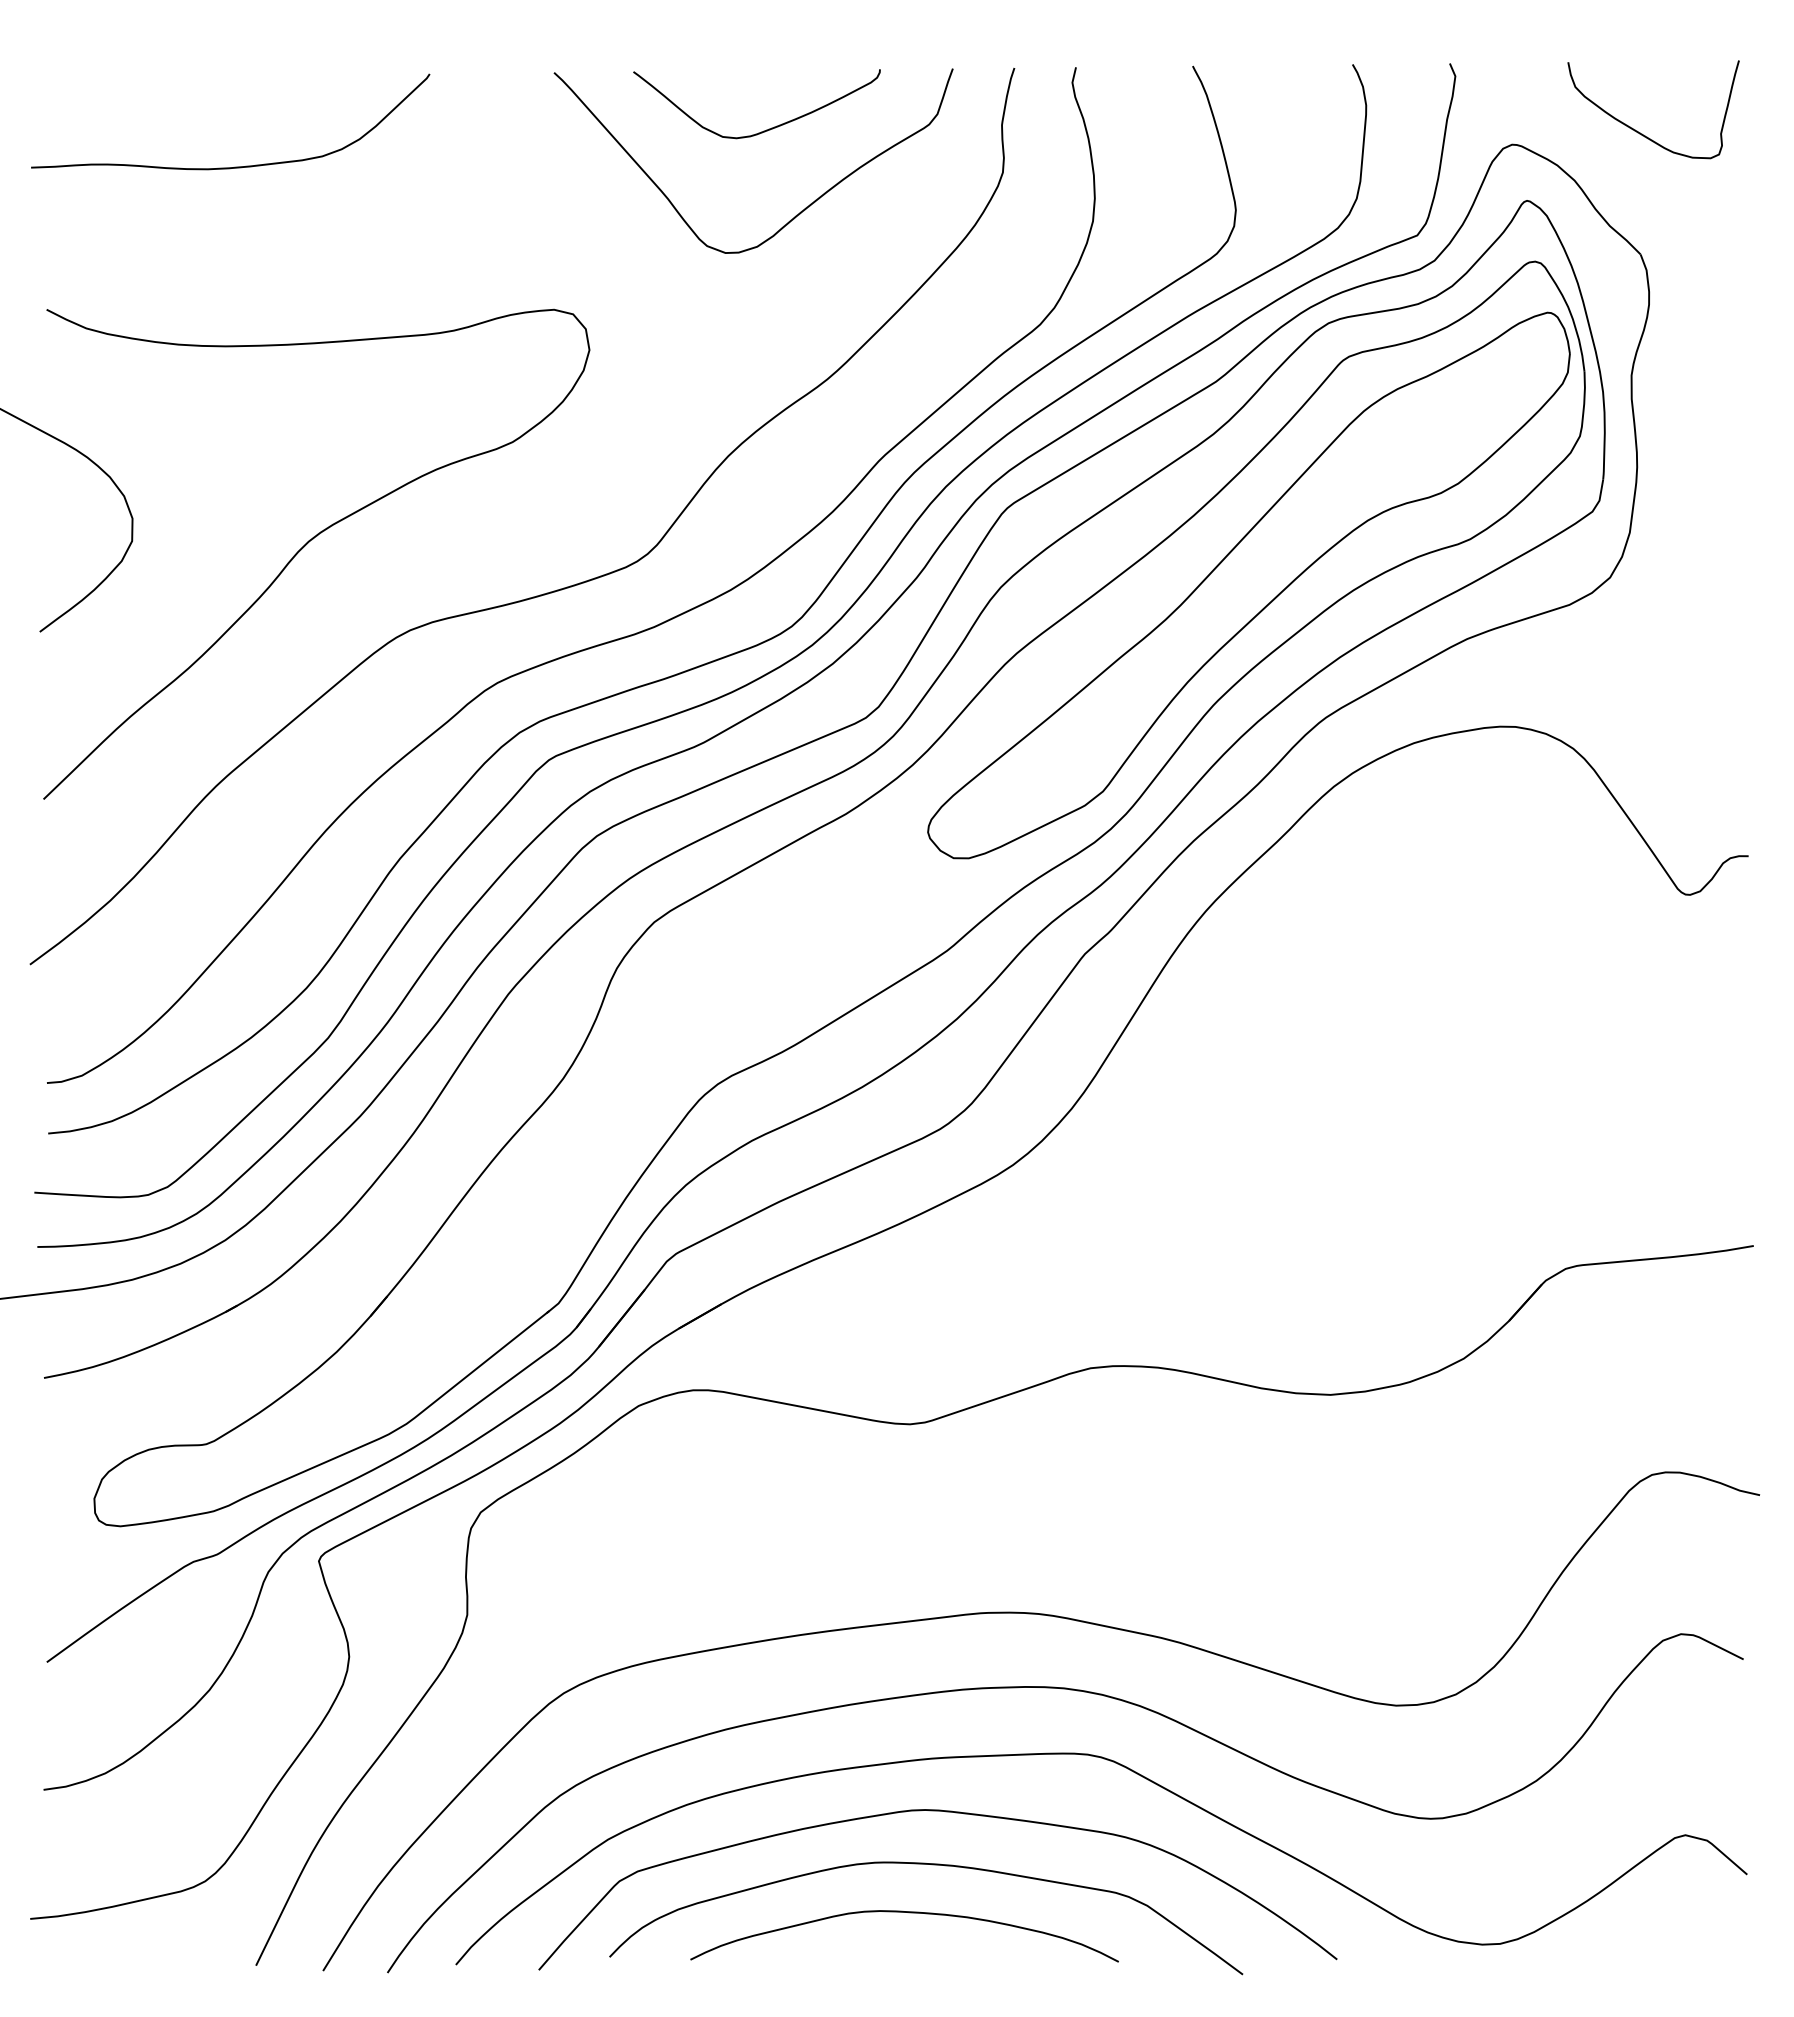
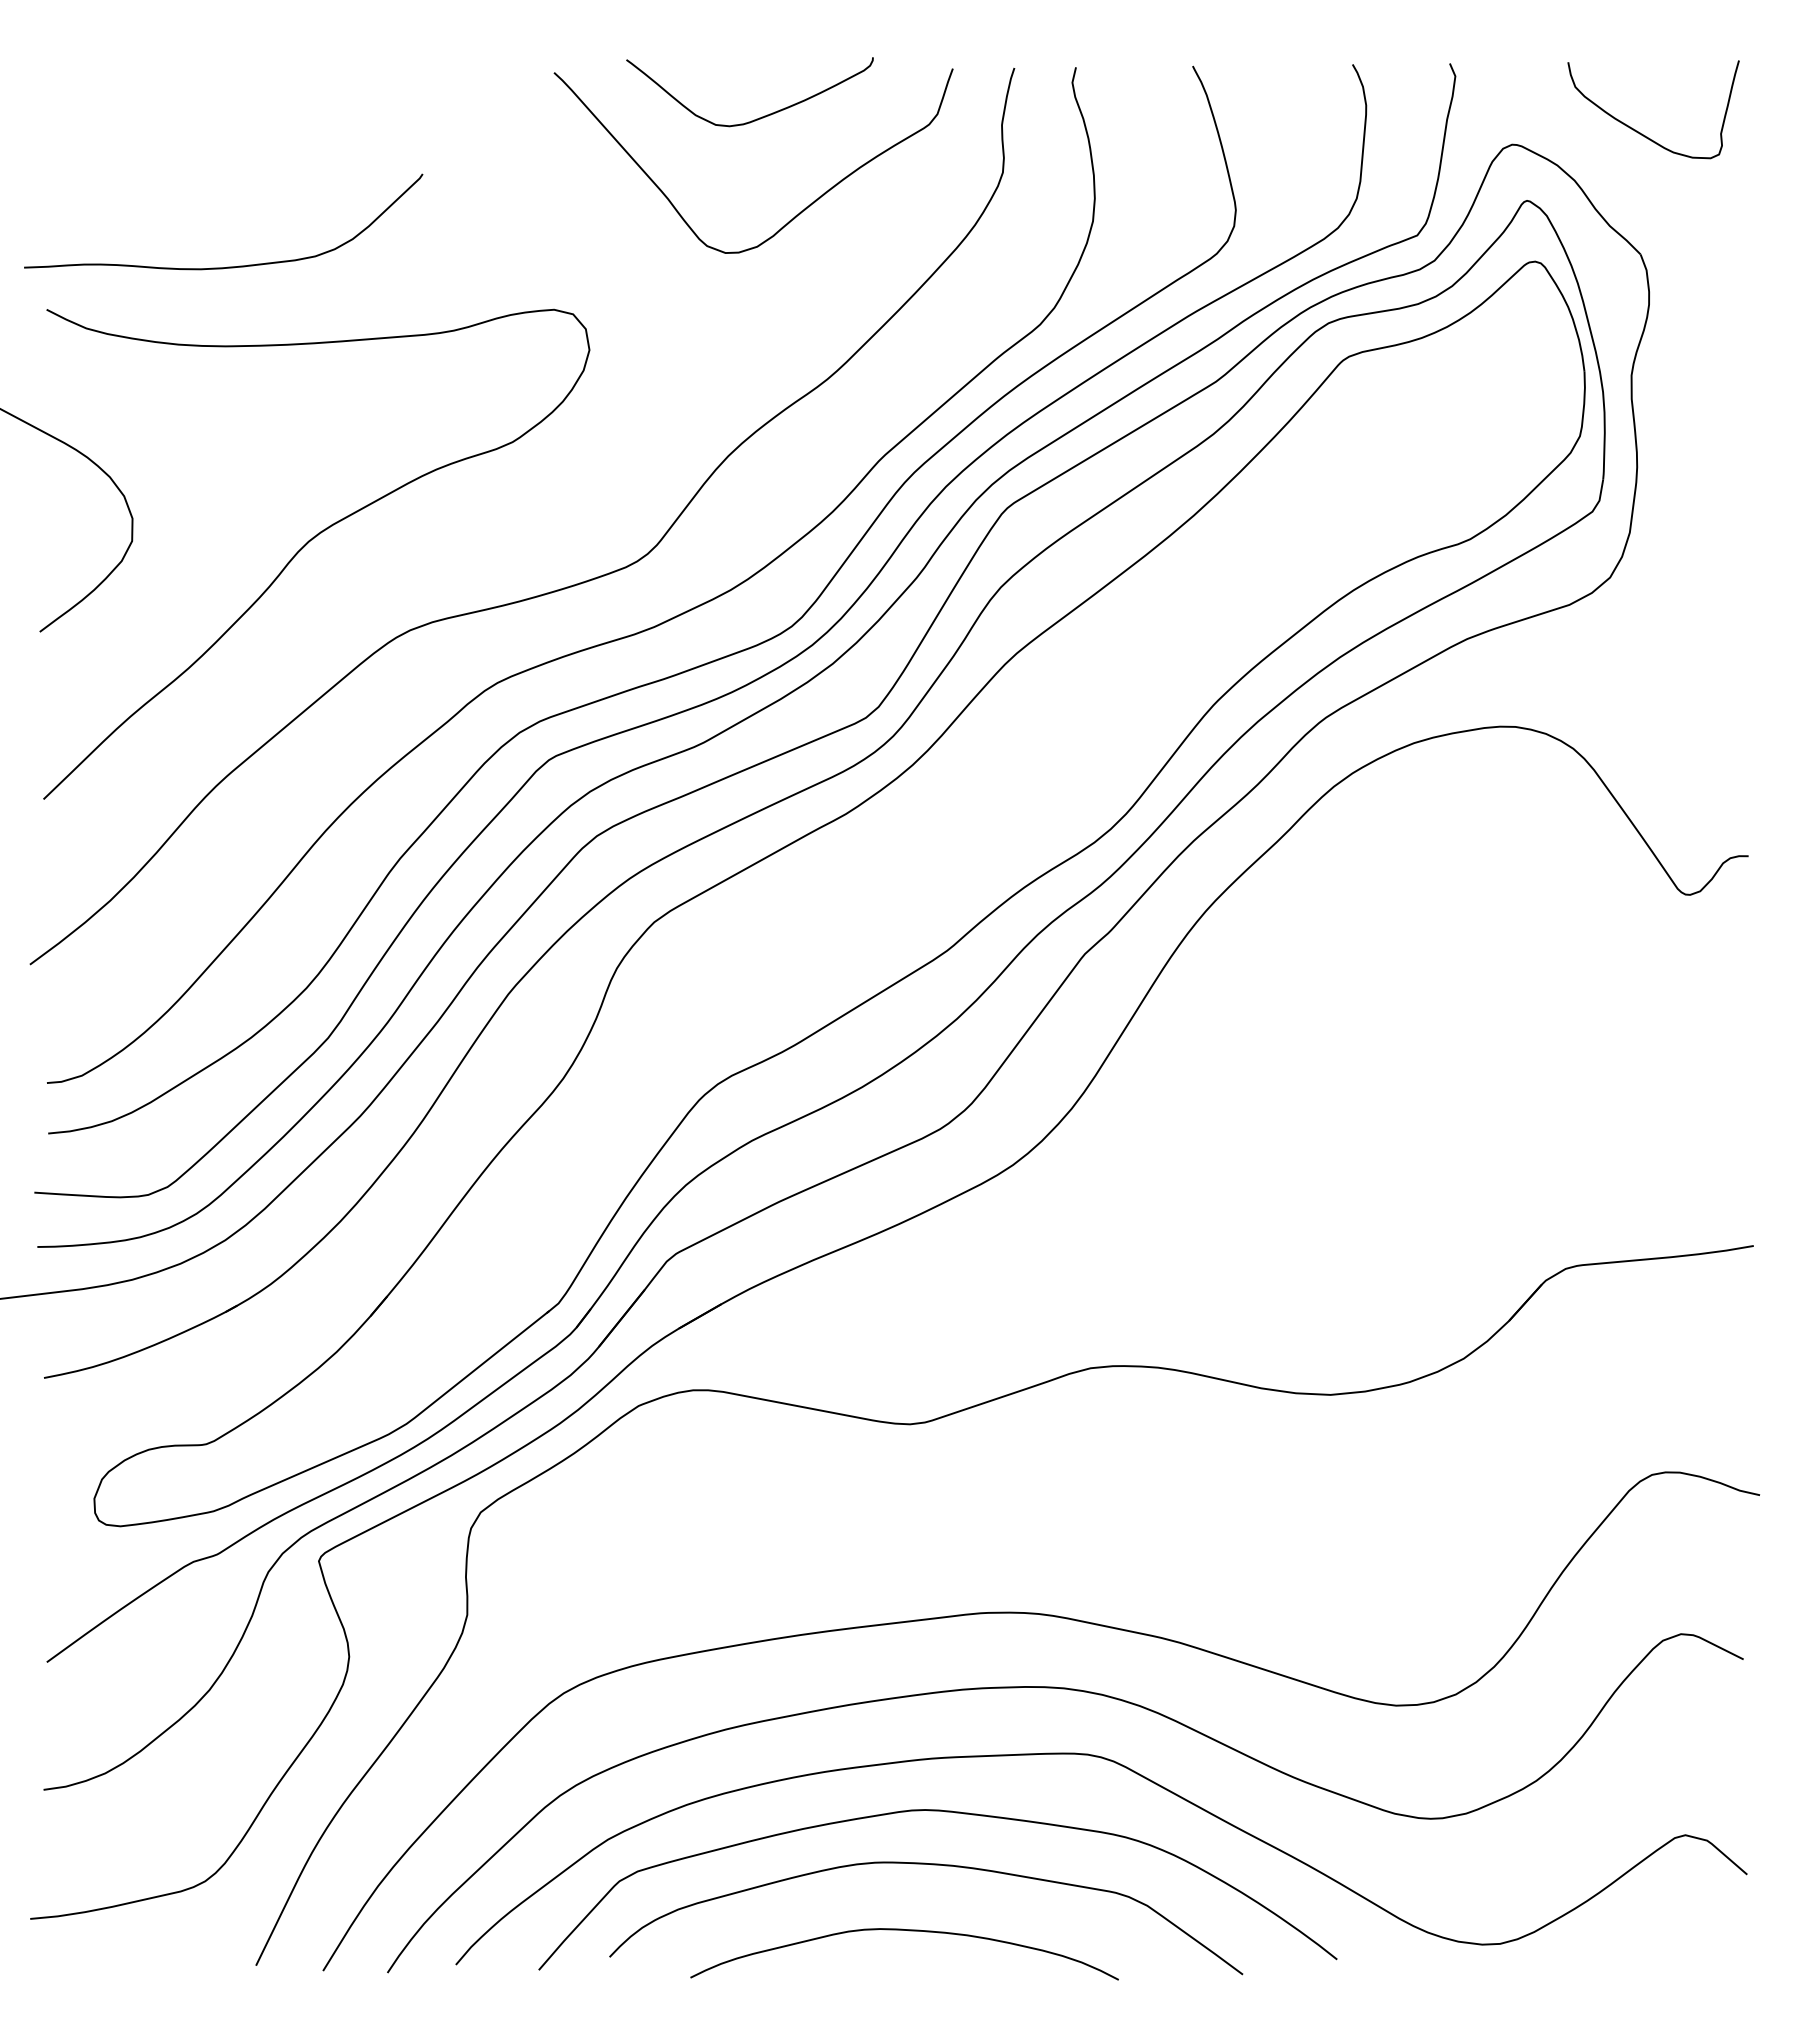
curve position: (766, 129) -> (759, 117) (759, 117)
curve position: (234, 166) -> (227, 266) (227, 266)
part: present -> none (1248, 585)
curve position: (908, 1913) -> (908, 1931) (908, 1931)
